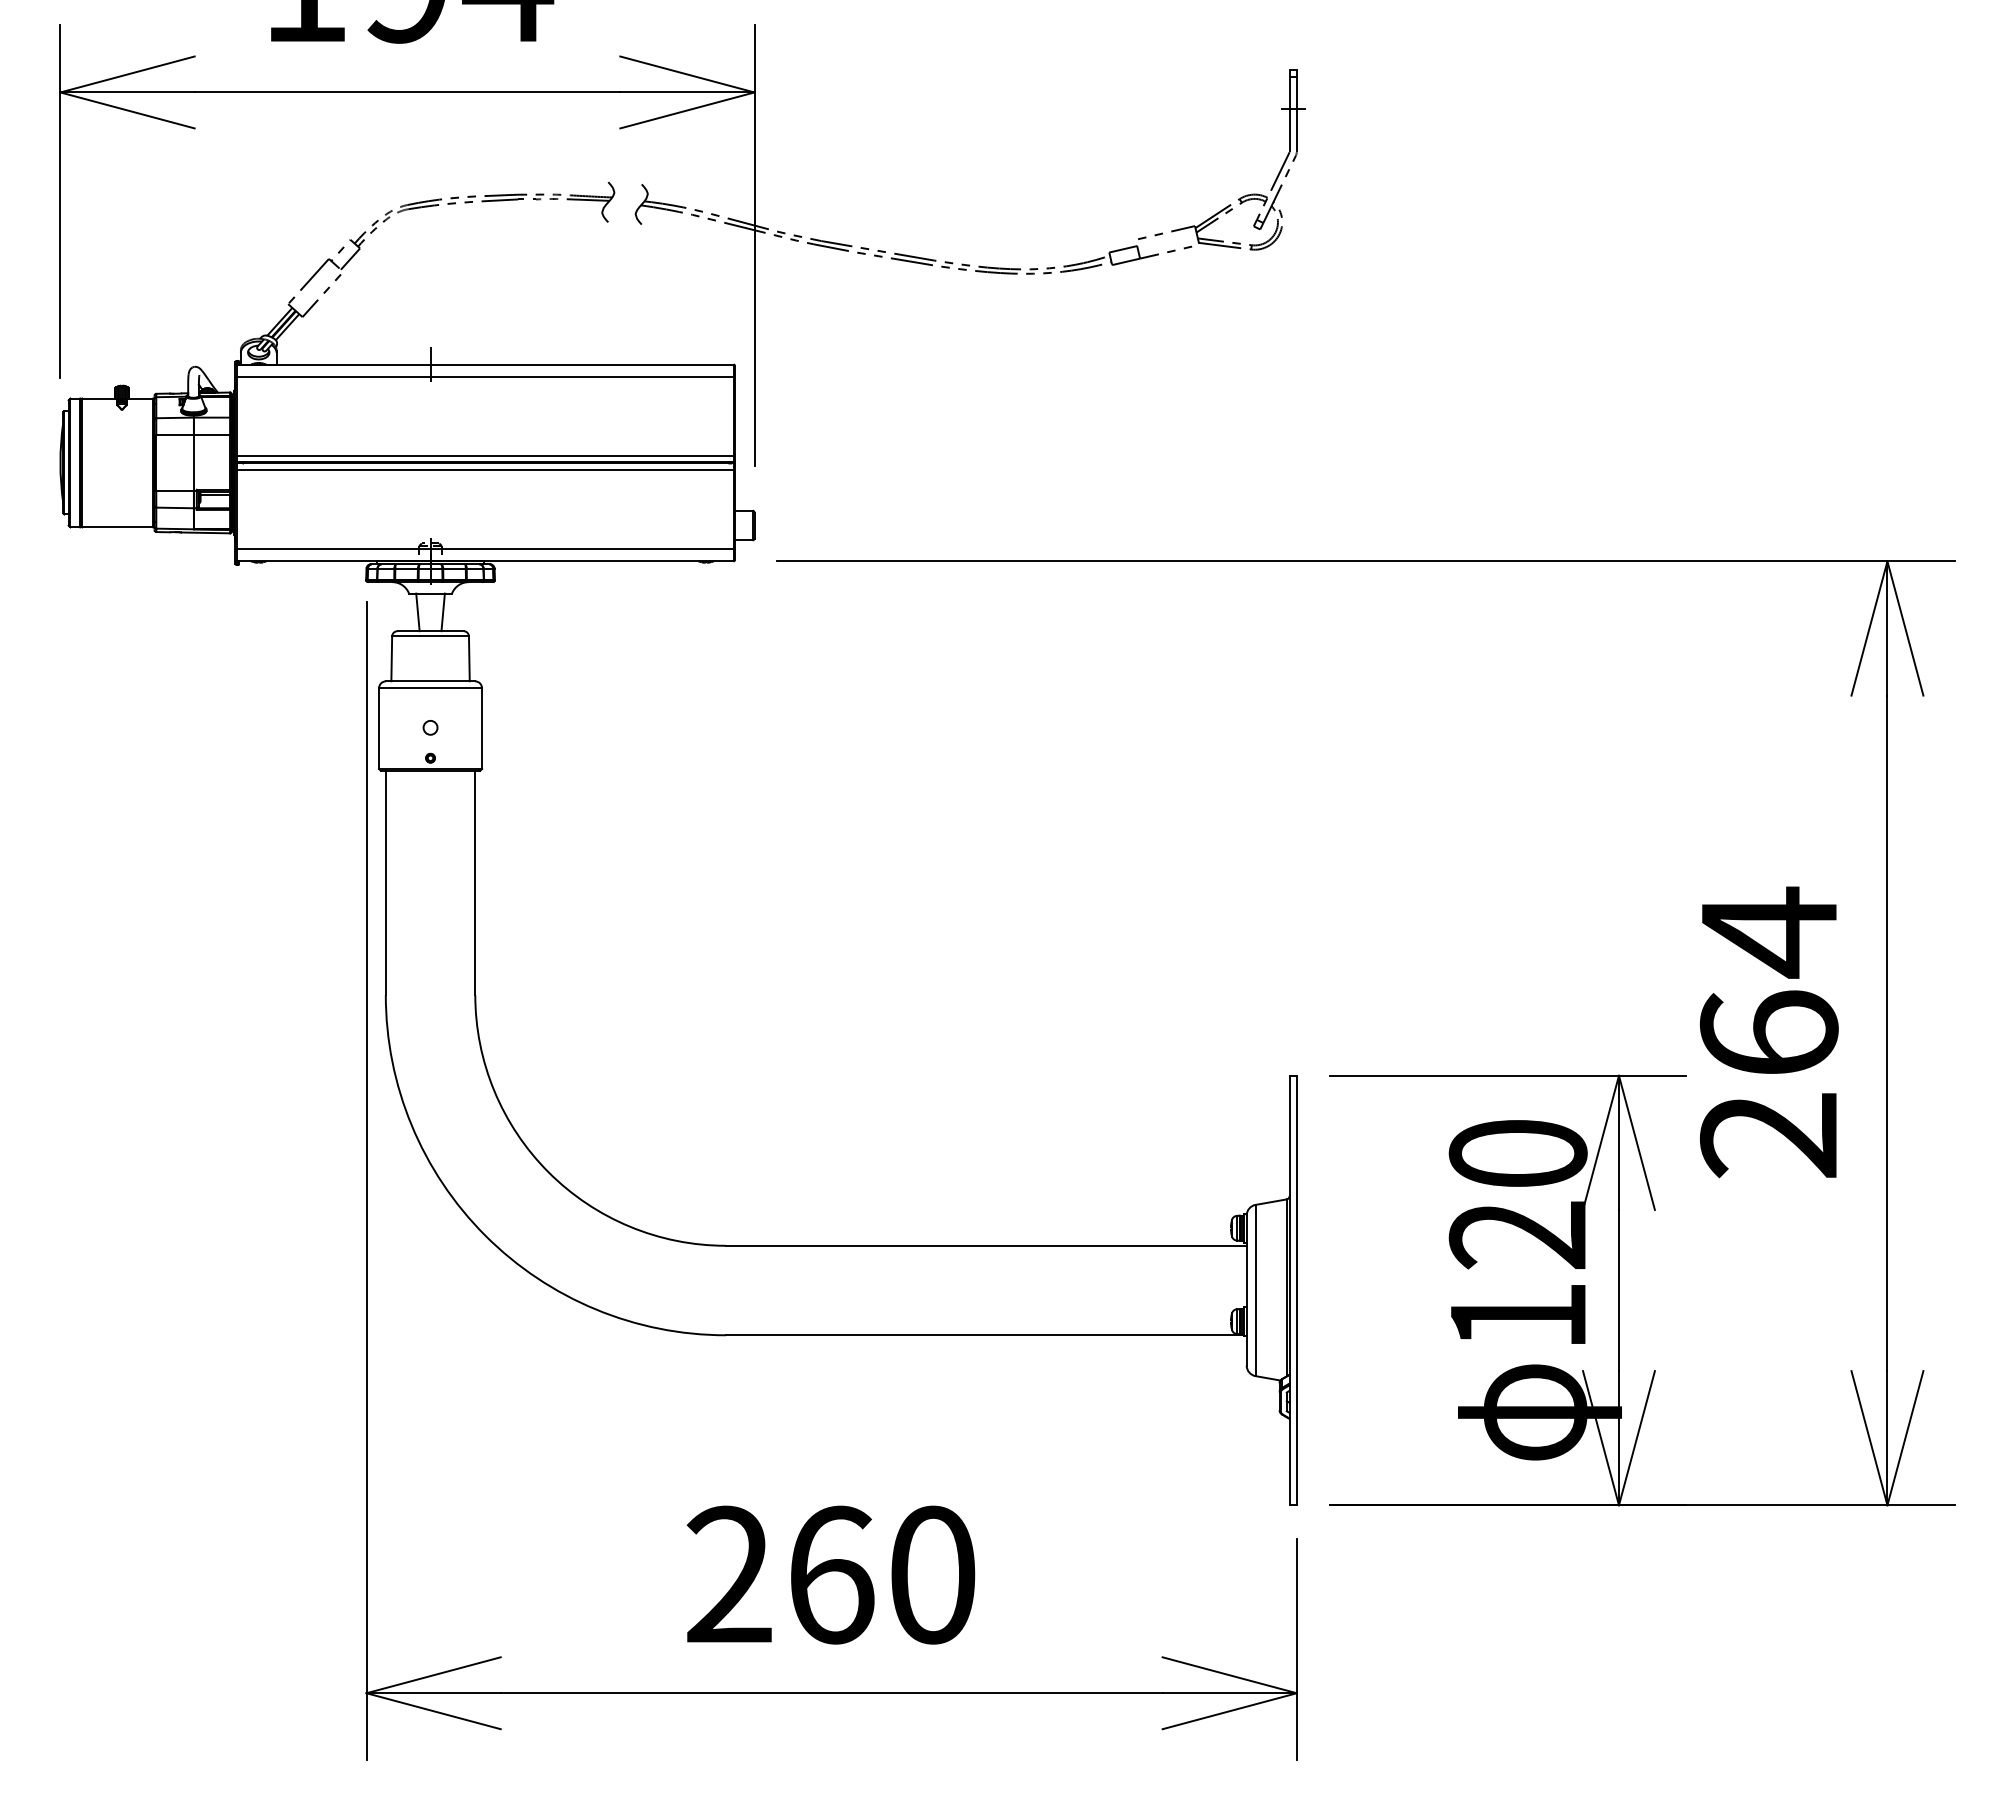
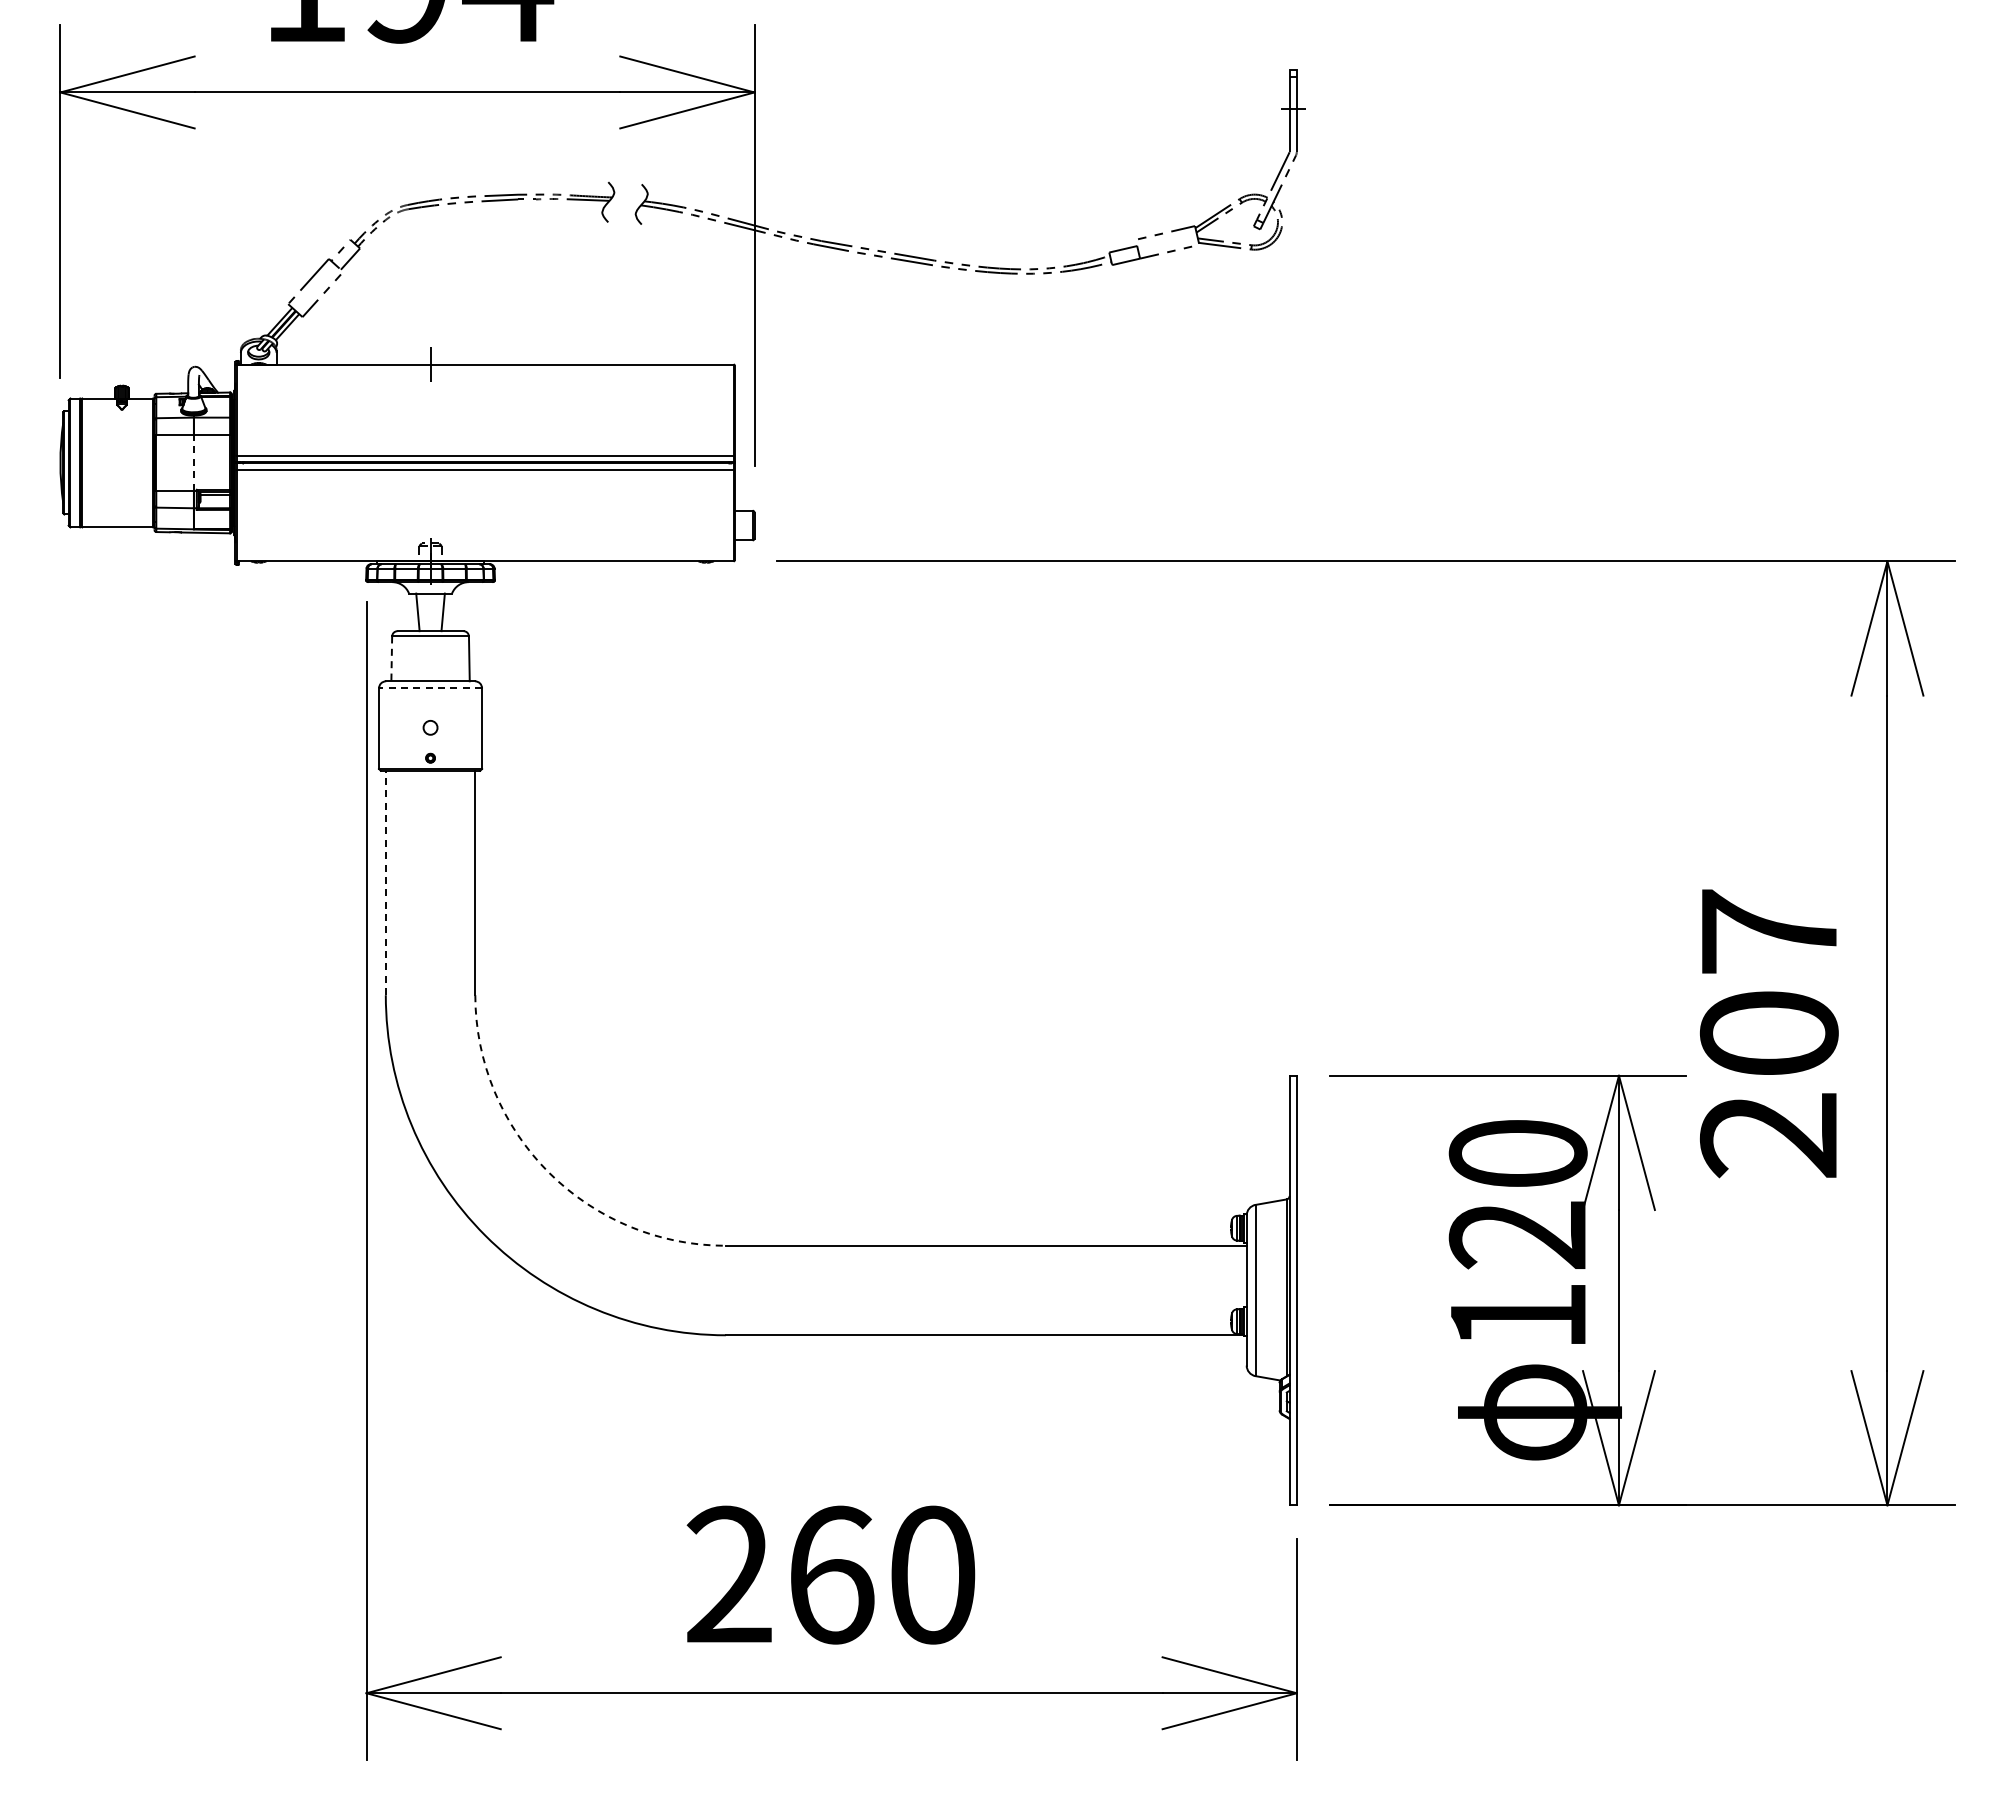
line: present -> none (484, 377)
line: solid -> dashed (193, 462)
line: present -> none (484, 548)
line: solid -> dashed (391, 659)
line: solid -> dashed (430, 688)
line: solid -> dashed (385, 882)
text: 264 -> 207 (1768, 980)
arc: solid -> dashed (548, 1172)
